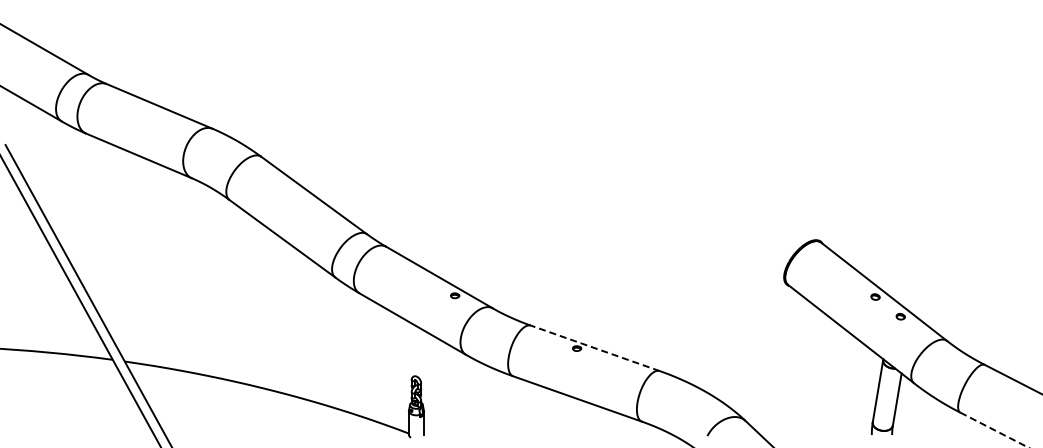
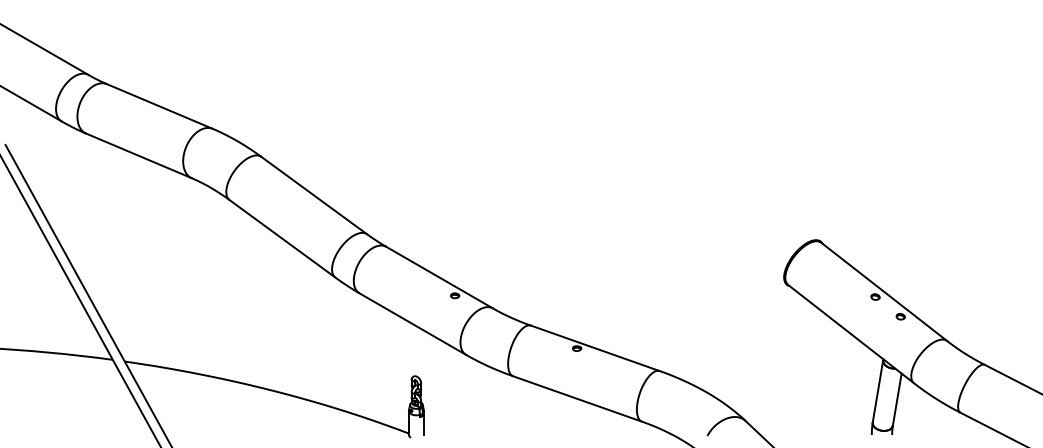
line: dashed -> solid (594, 348)
line: dashed -> solid (994, 430)
